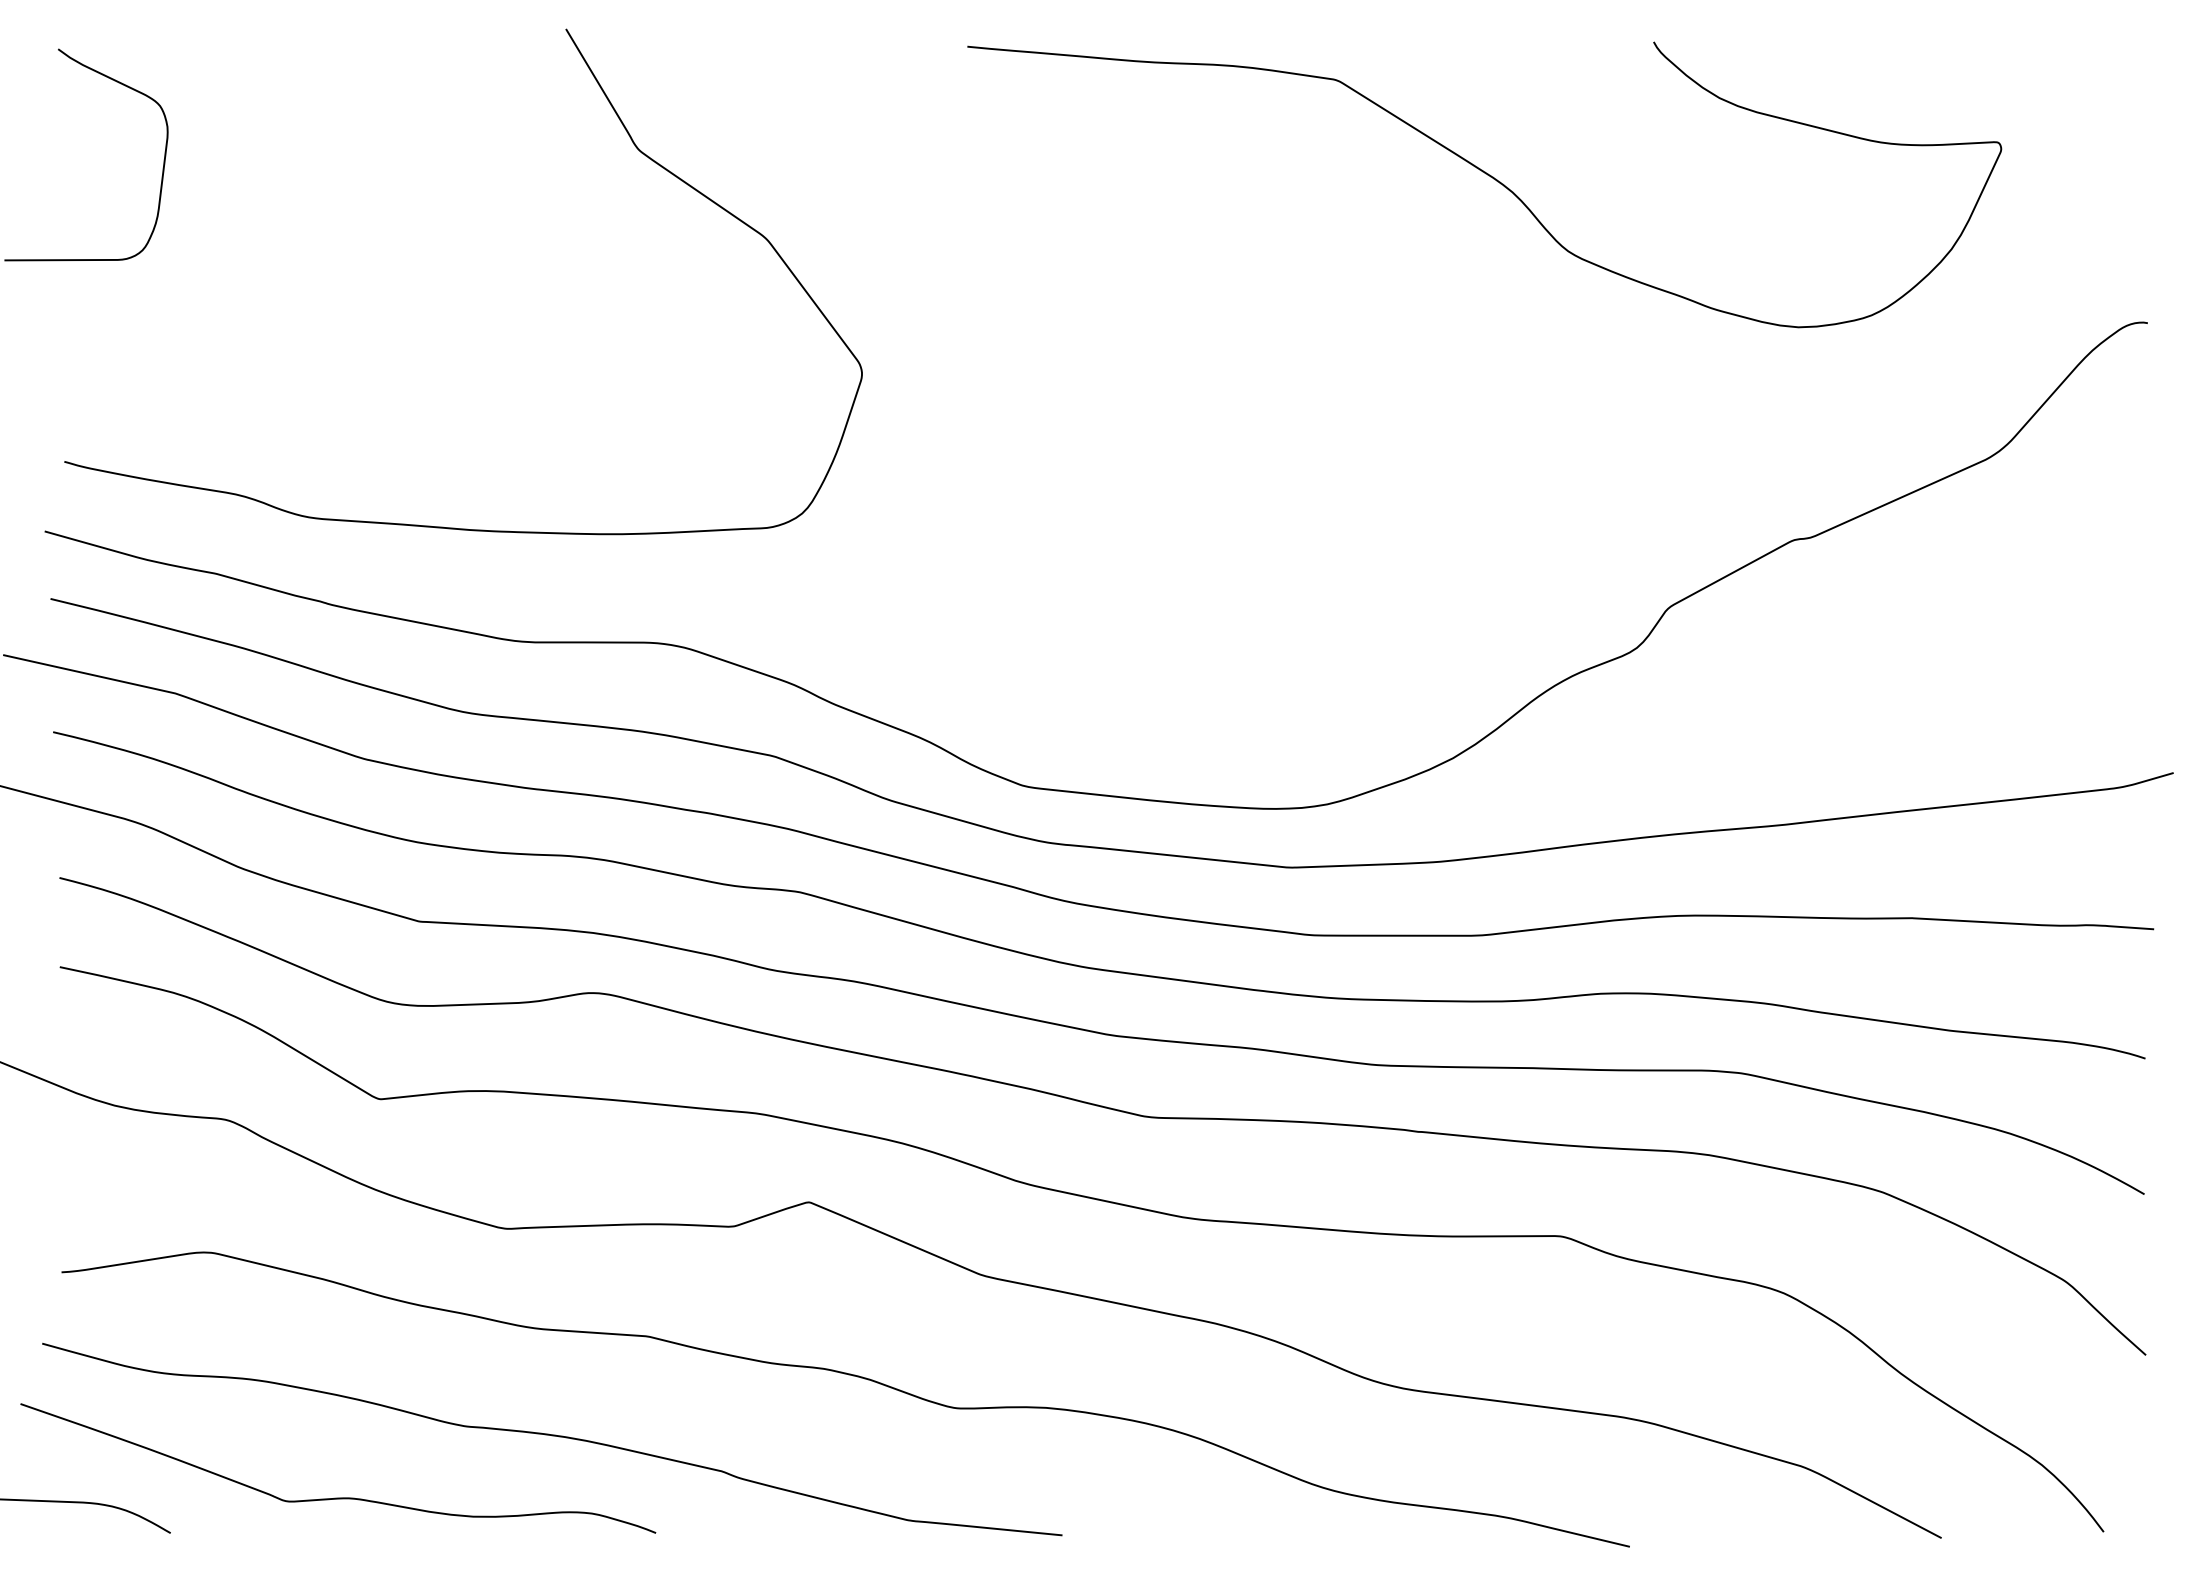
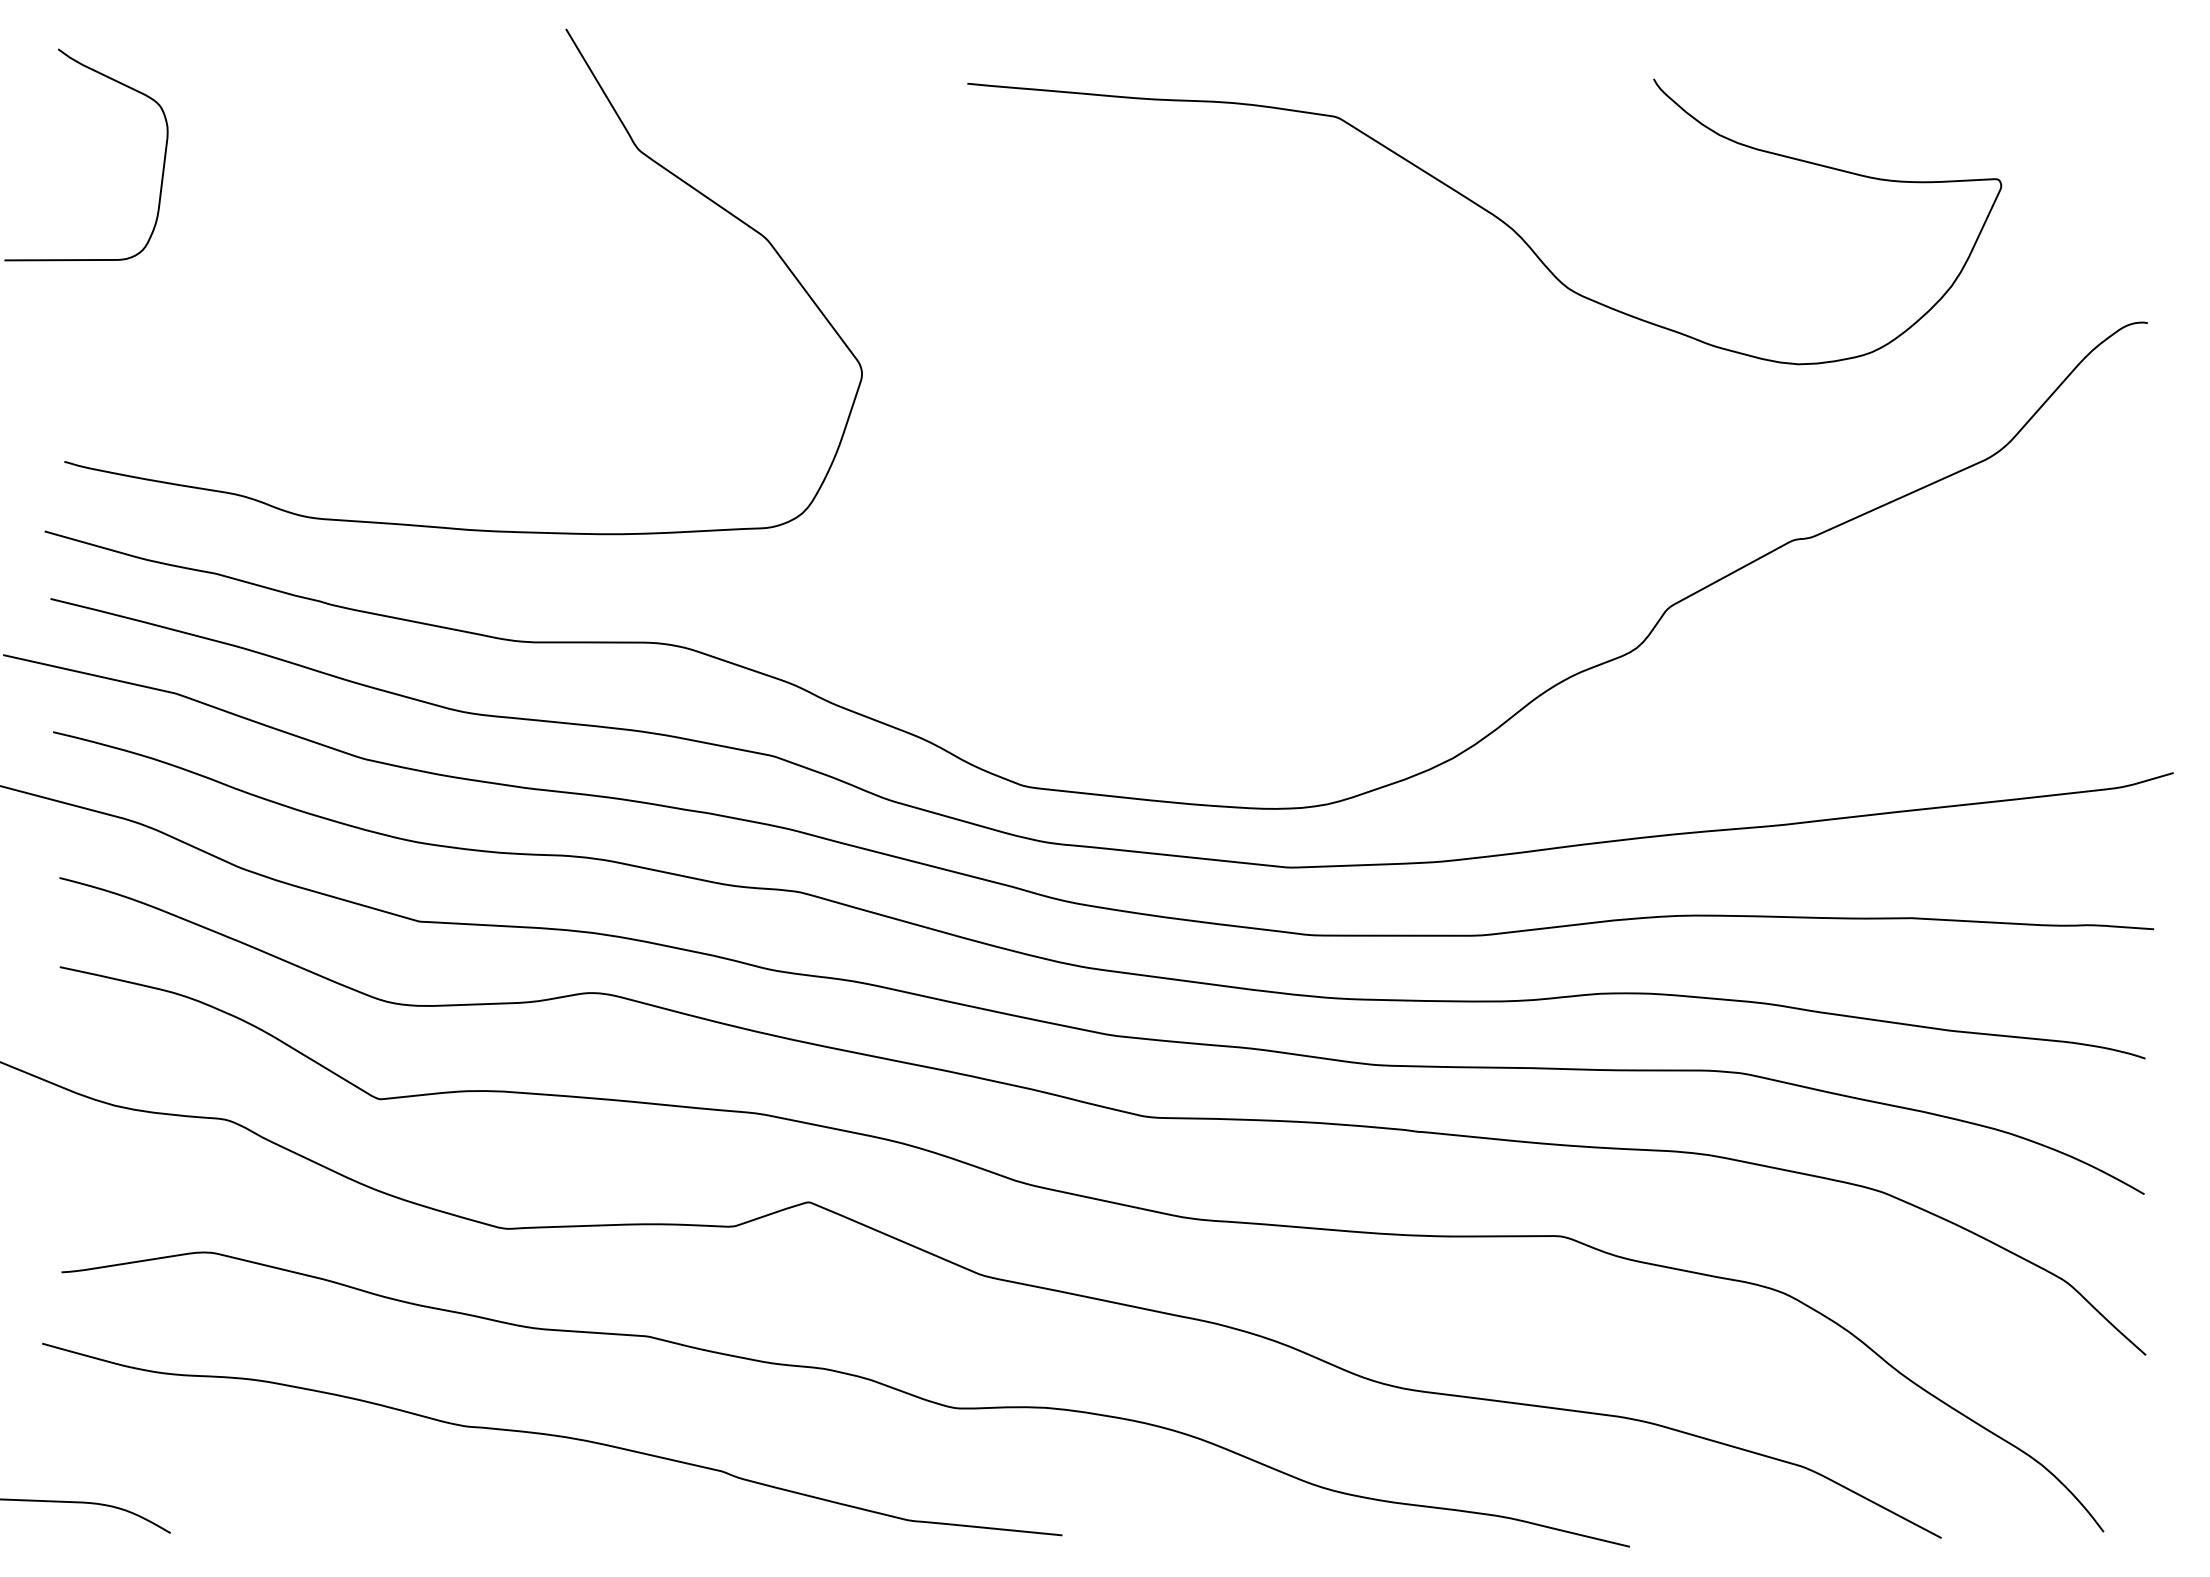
curve position: (1490, 177) -> (1490, 214) (1490, 214)
curve: present -> none (338, 1497)
